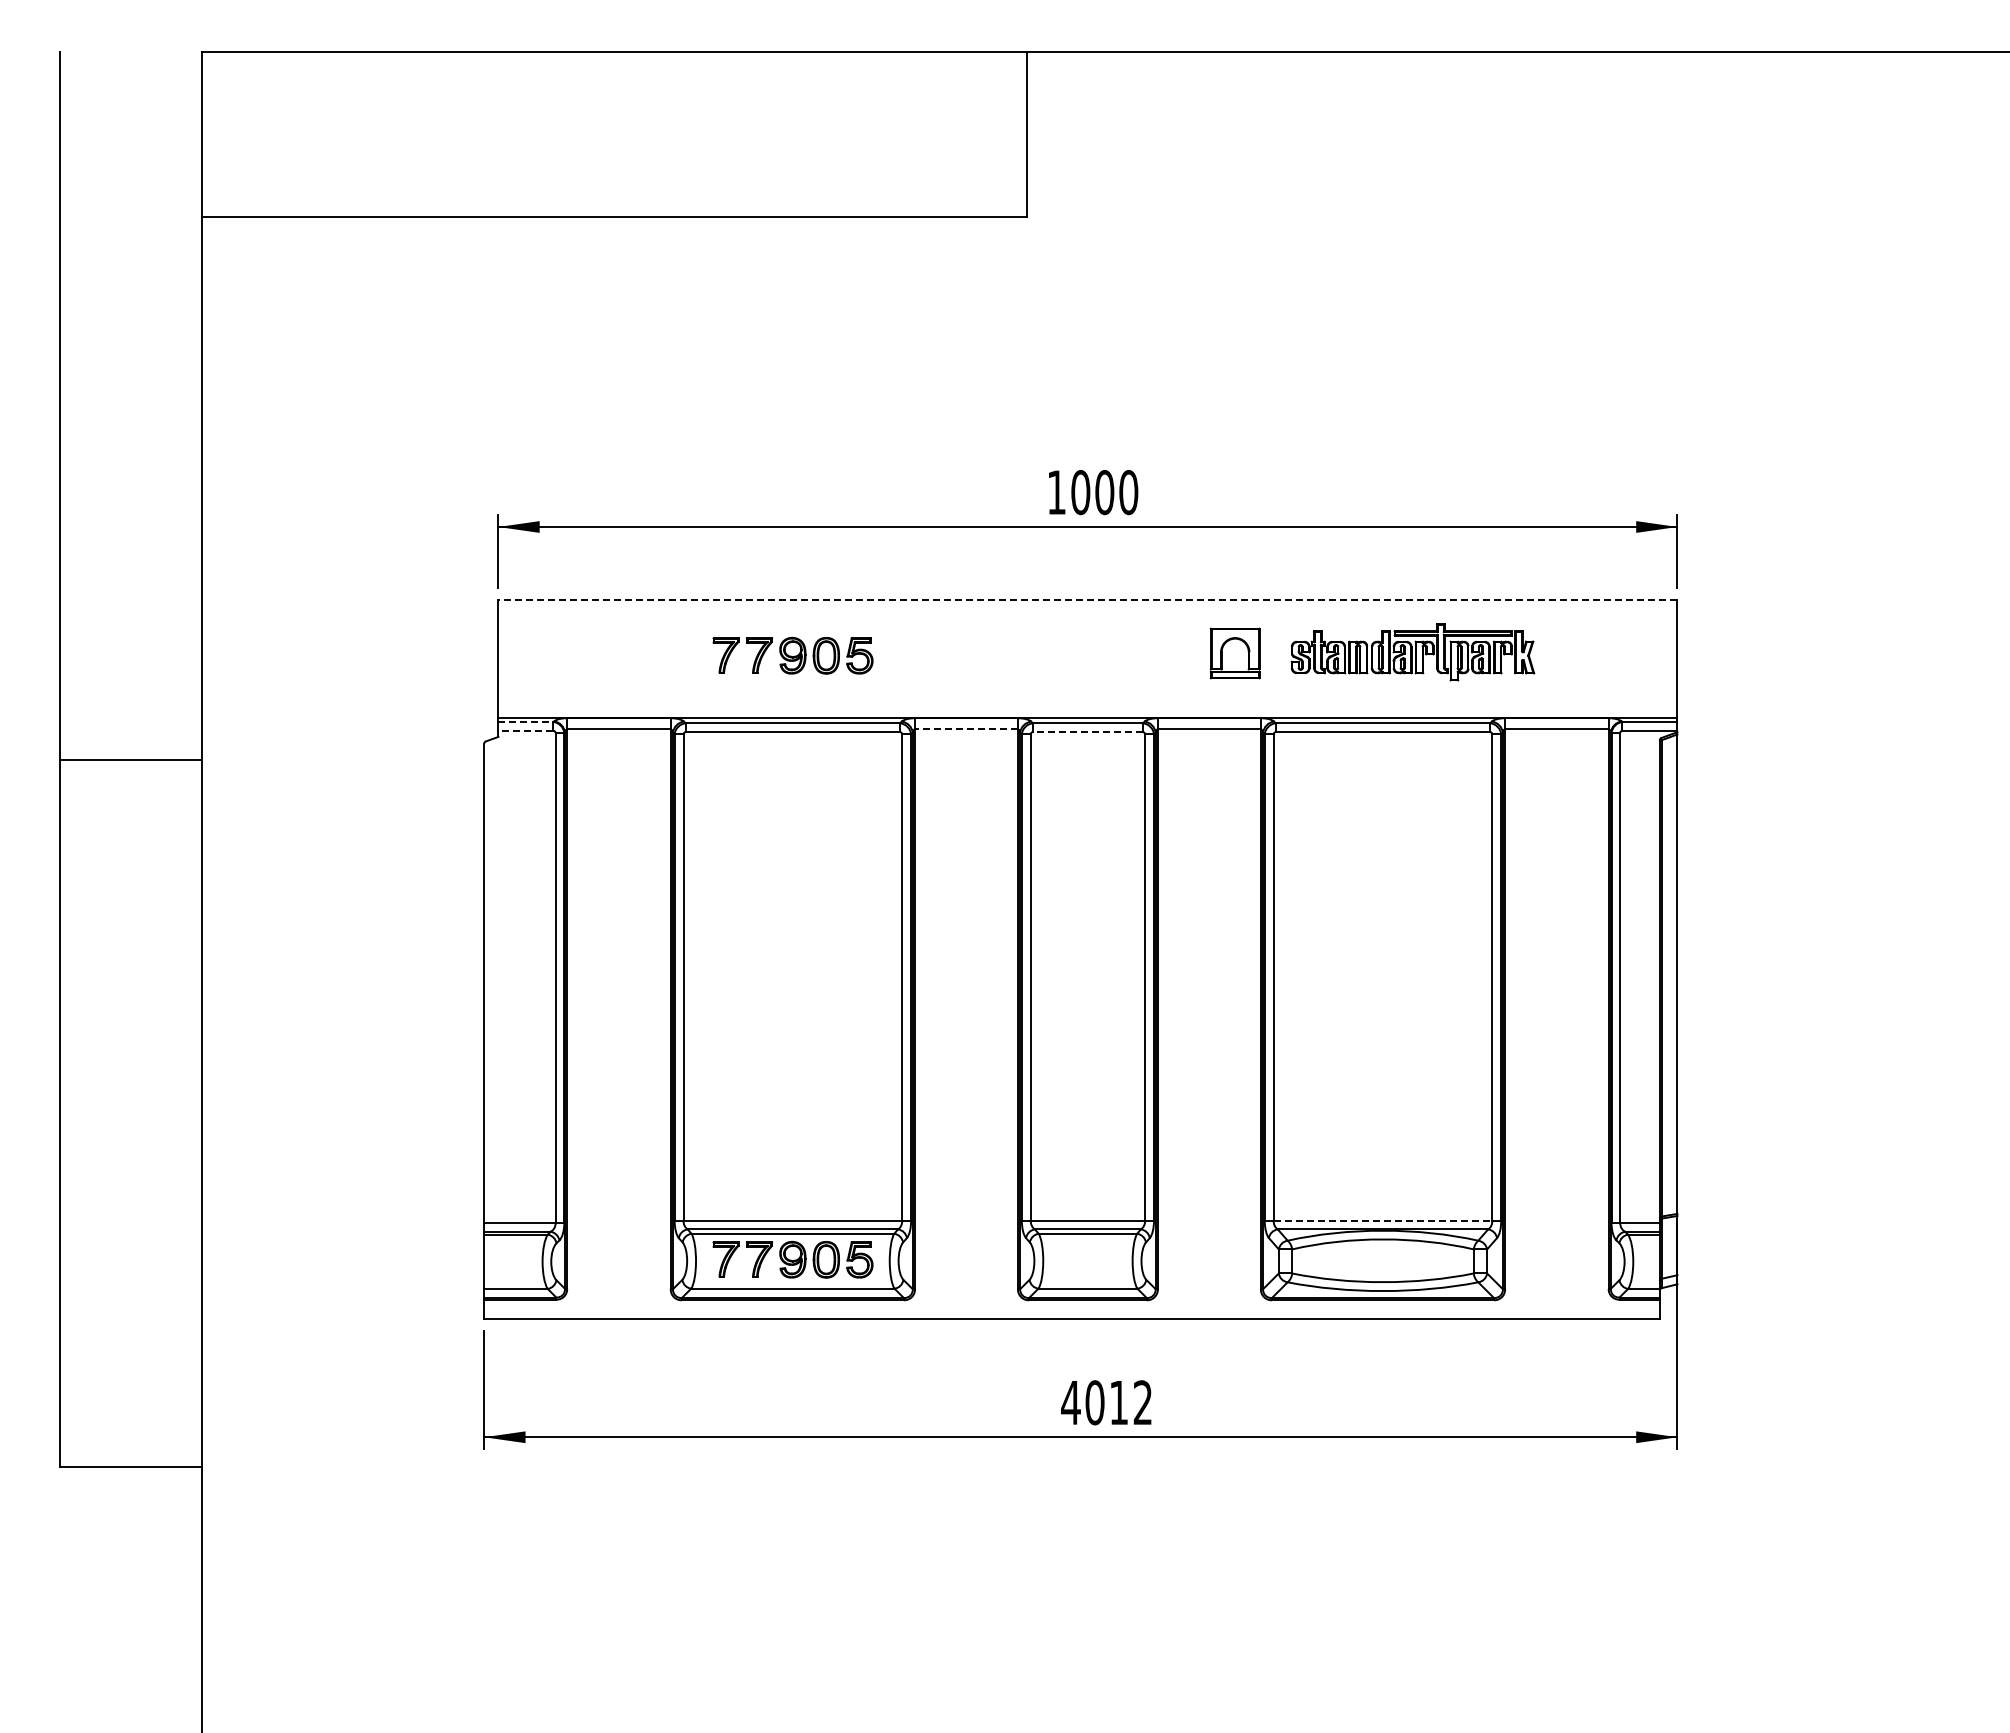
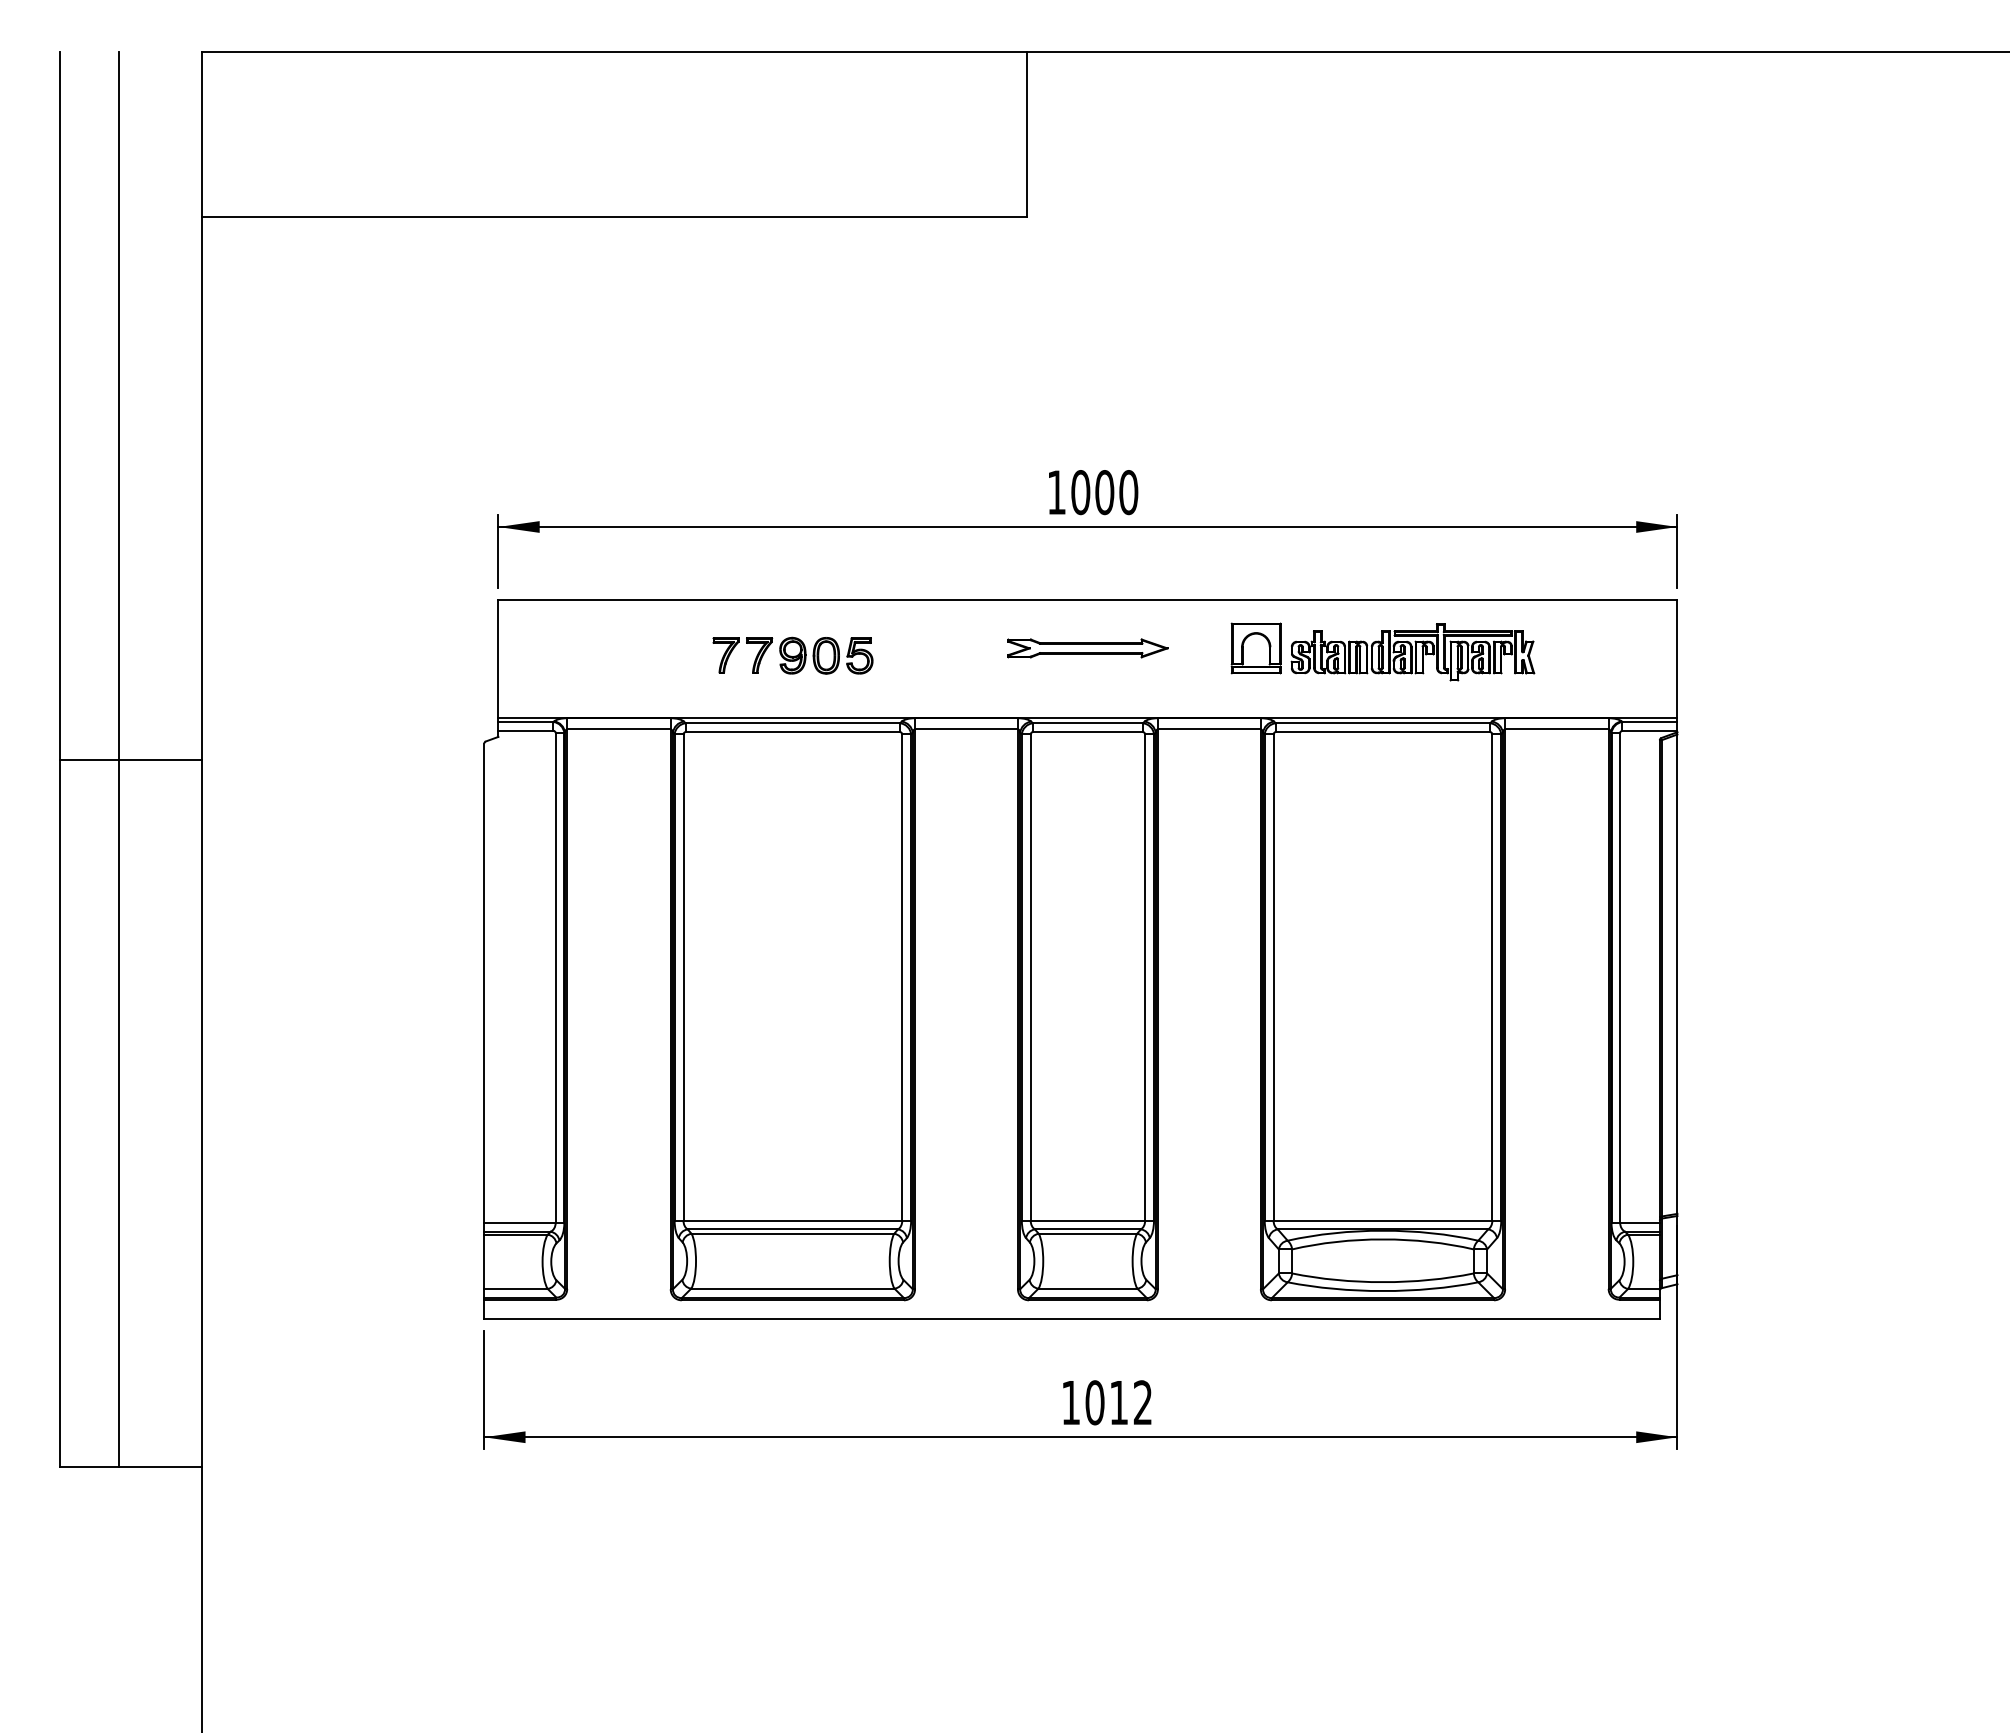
line: dashed -> solid (1087, 600)
part: none -> present (1087, 648)
part position: (1234, 653) -> (1255, 648) (1255, 648)
line: dashed -> solid (525, 722)
line: dashed -> solid (966, 729)
line: dashed -> solid (525, 730)
line: dashed -> solid (1087, 732)
line: none -> present (119, 759)
line: dashed -> solid (1383, 1220)
part: present -> none (792, 1259)
text: 4012 -> 1012 (1070, 1402)
